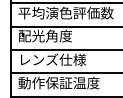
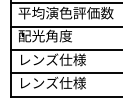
text: 動作保証温度 -> レンズ仕様 (58, 82)
